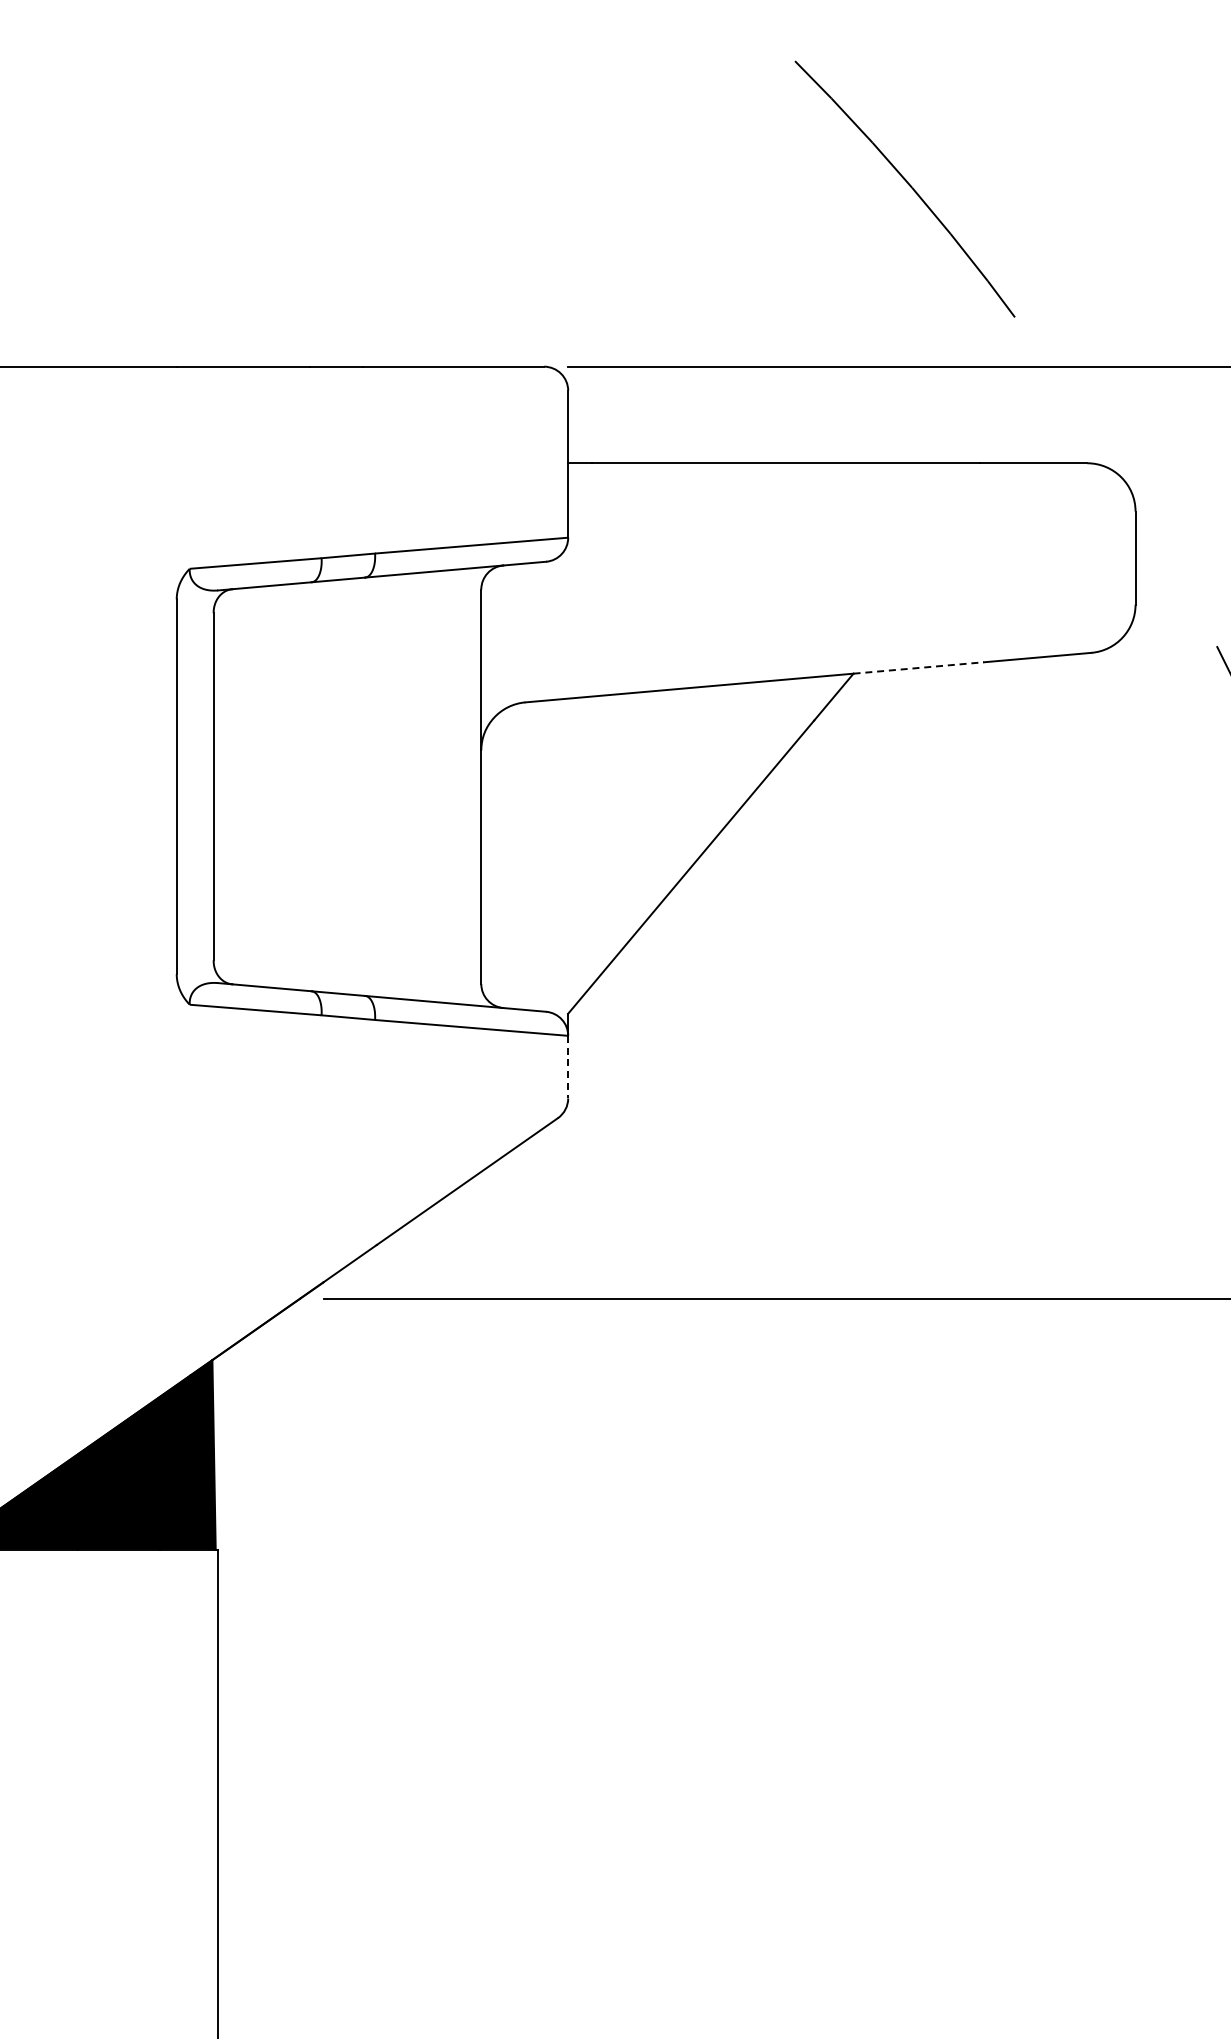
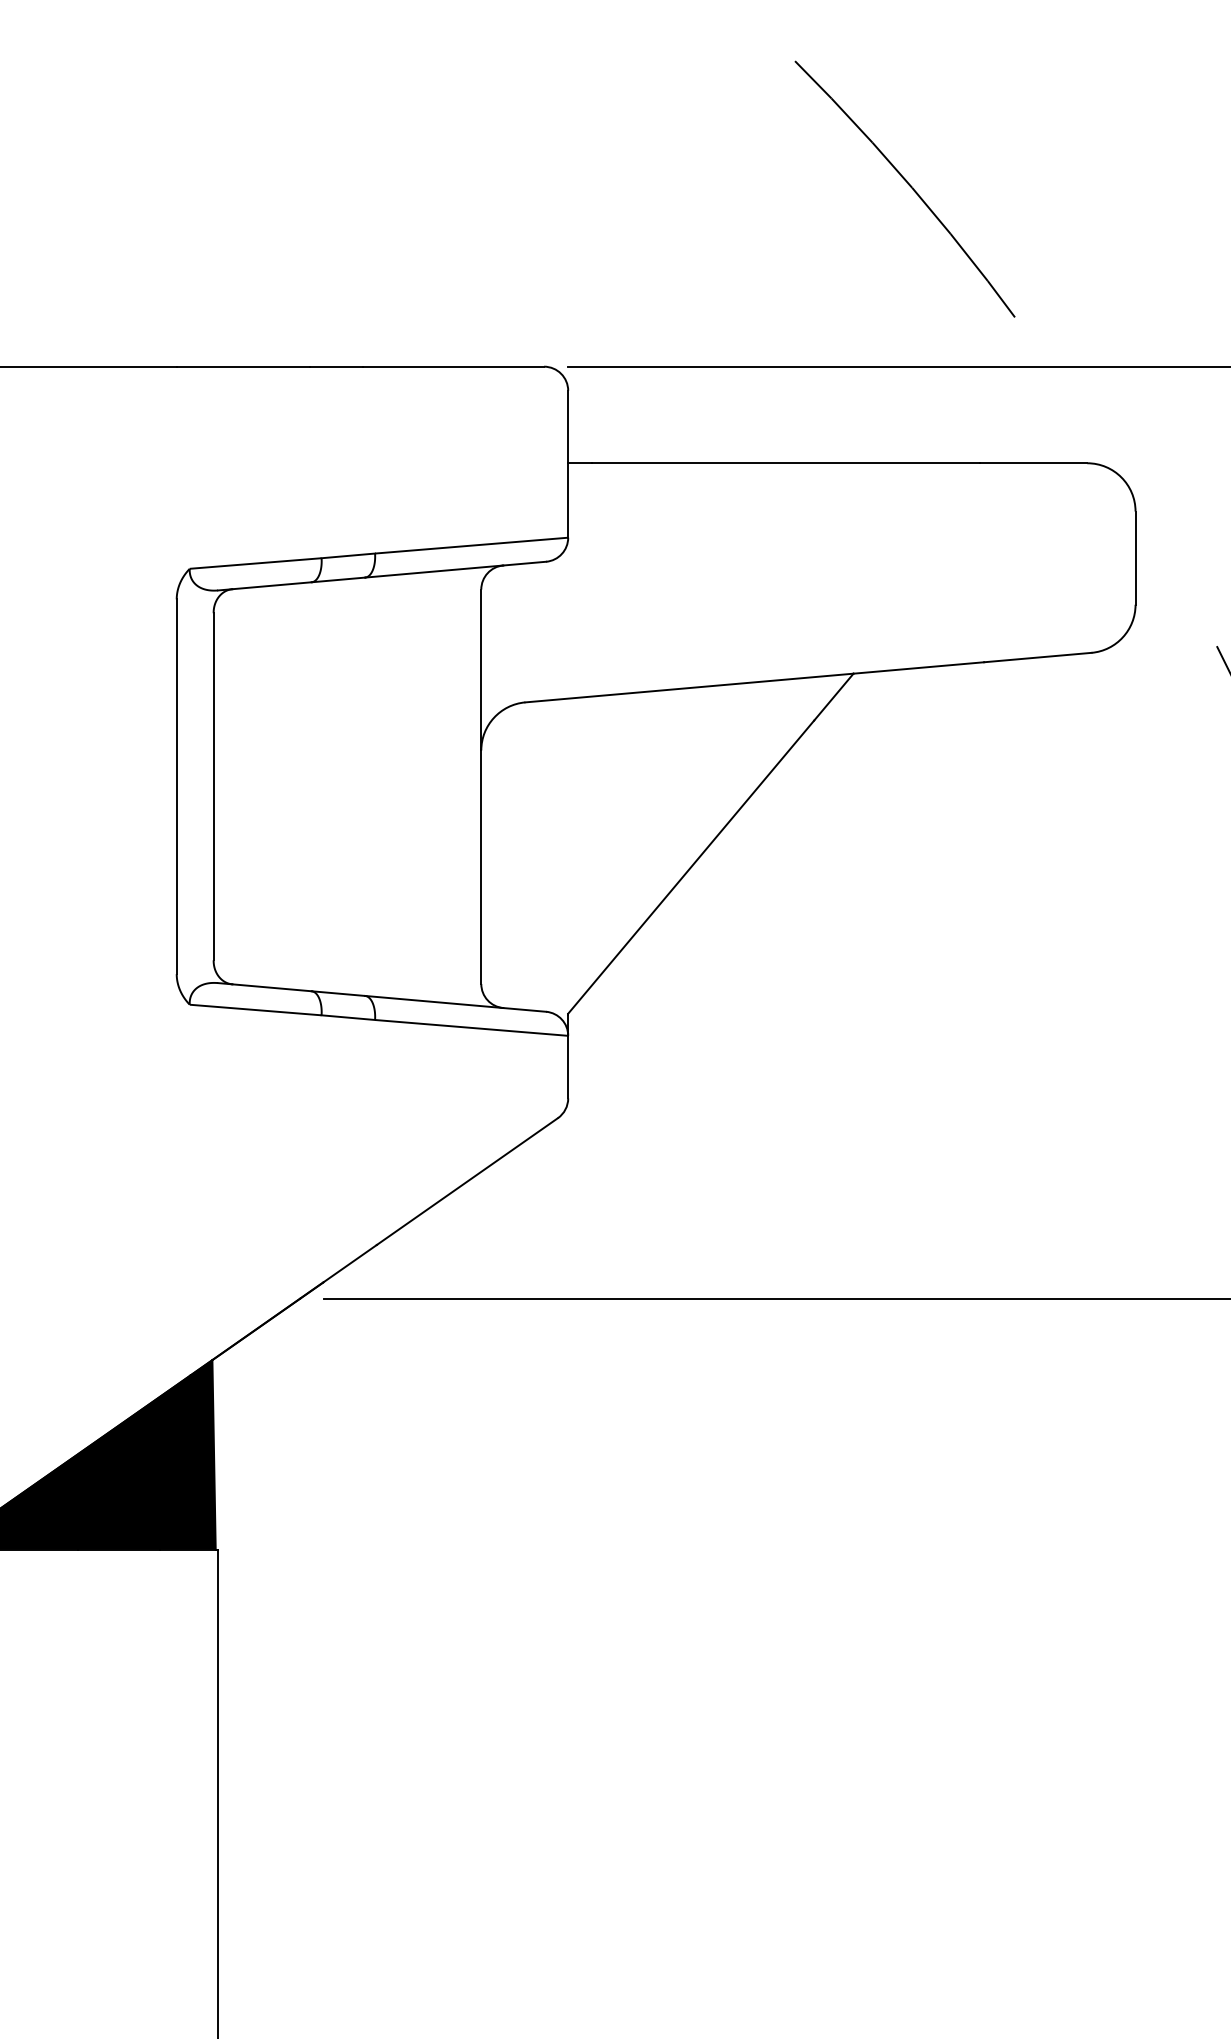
line: dashed -> solid (918, 667)
line: dashed -> solid (568, 1067)
